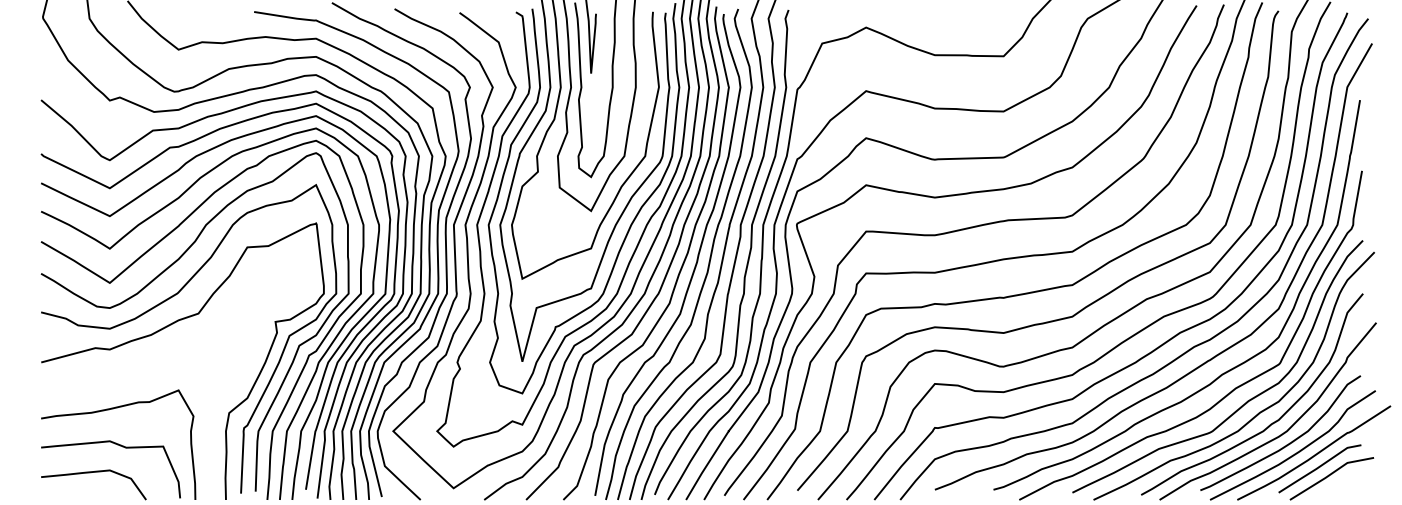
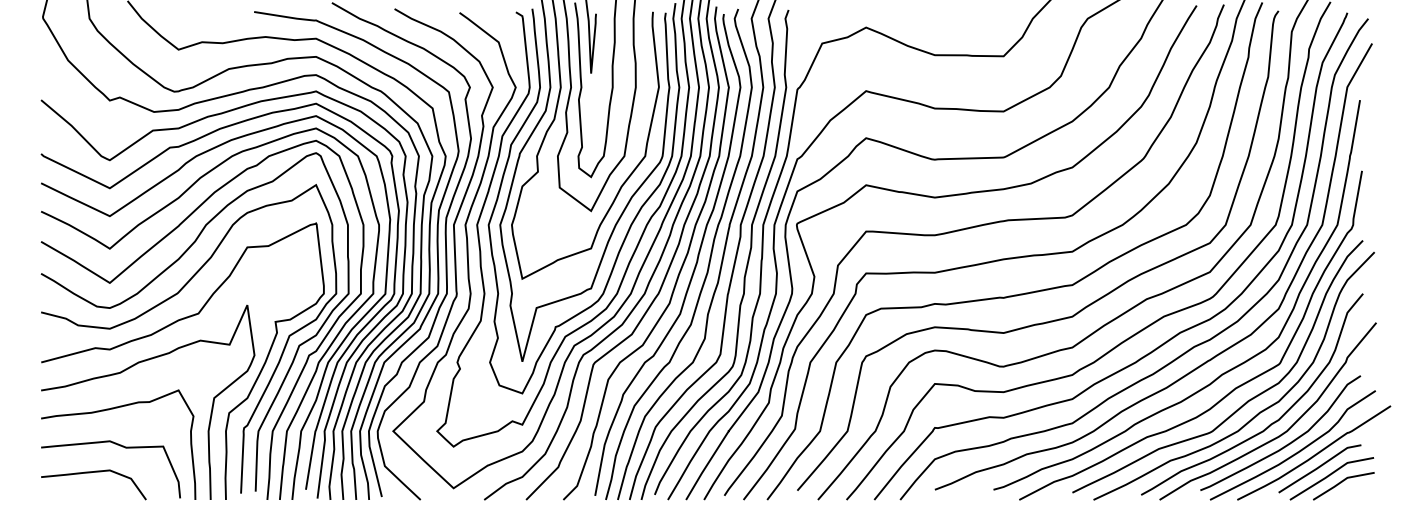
curve: none -> present (130, 368)
line: none -> present (1341, 483)
